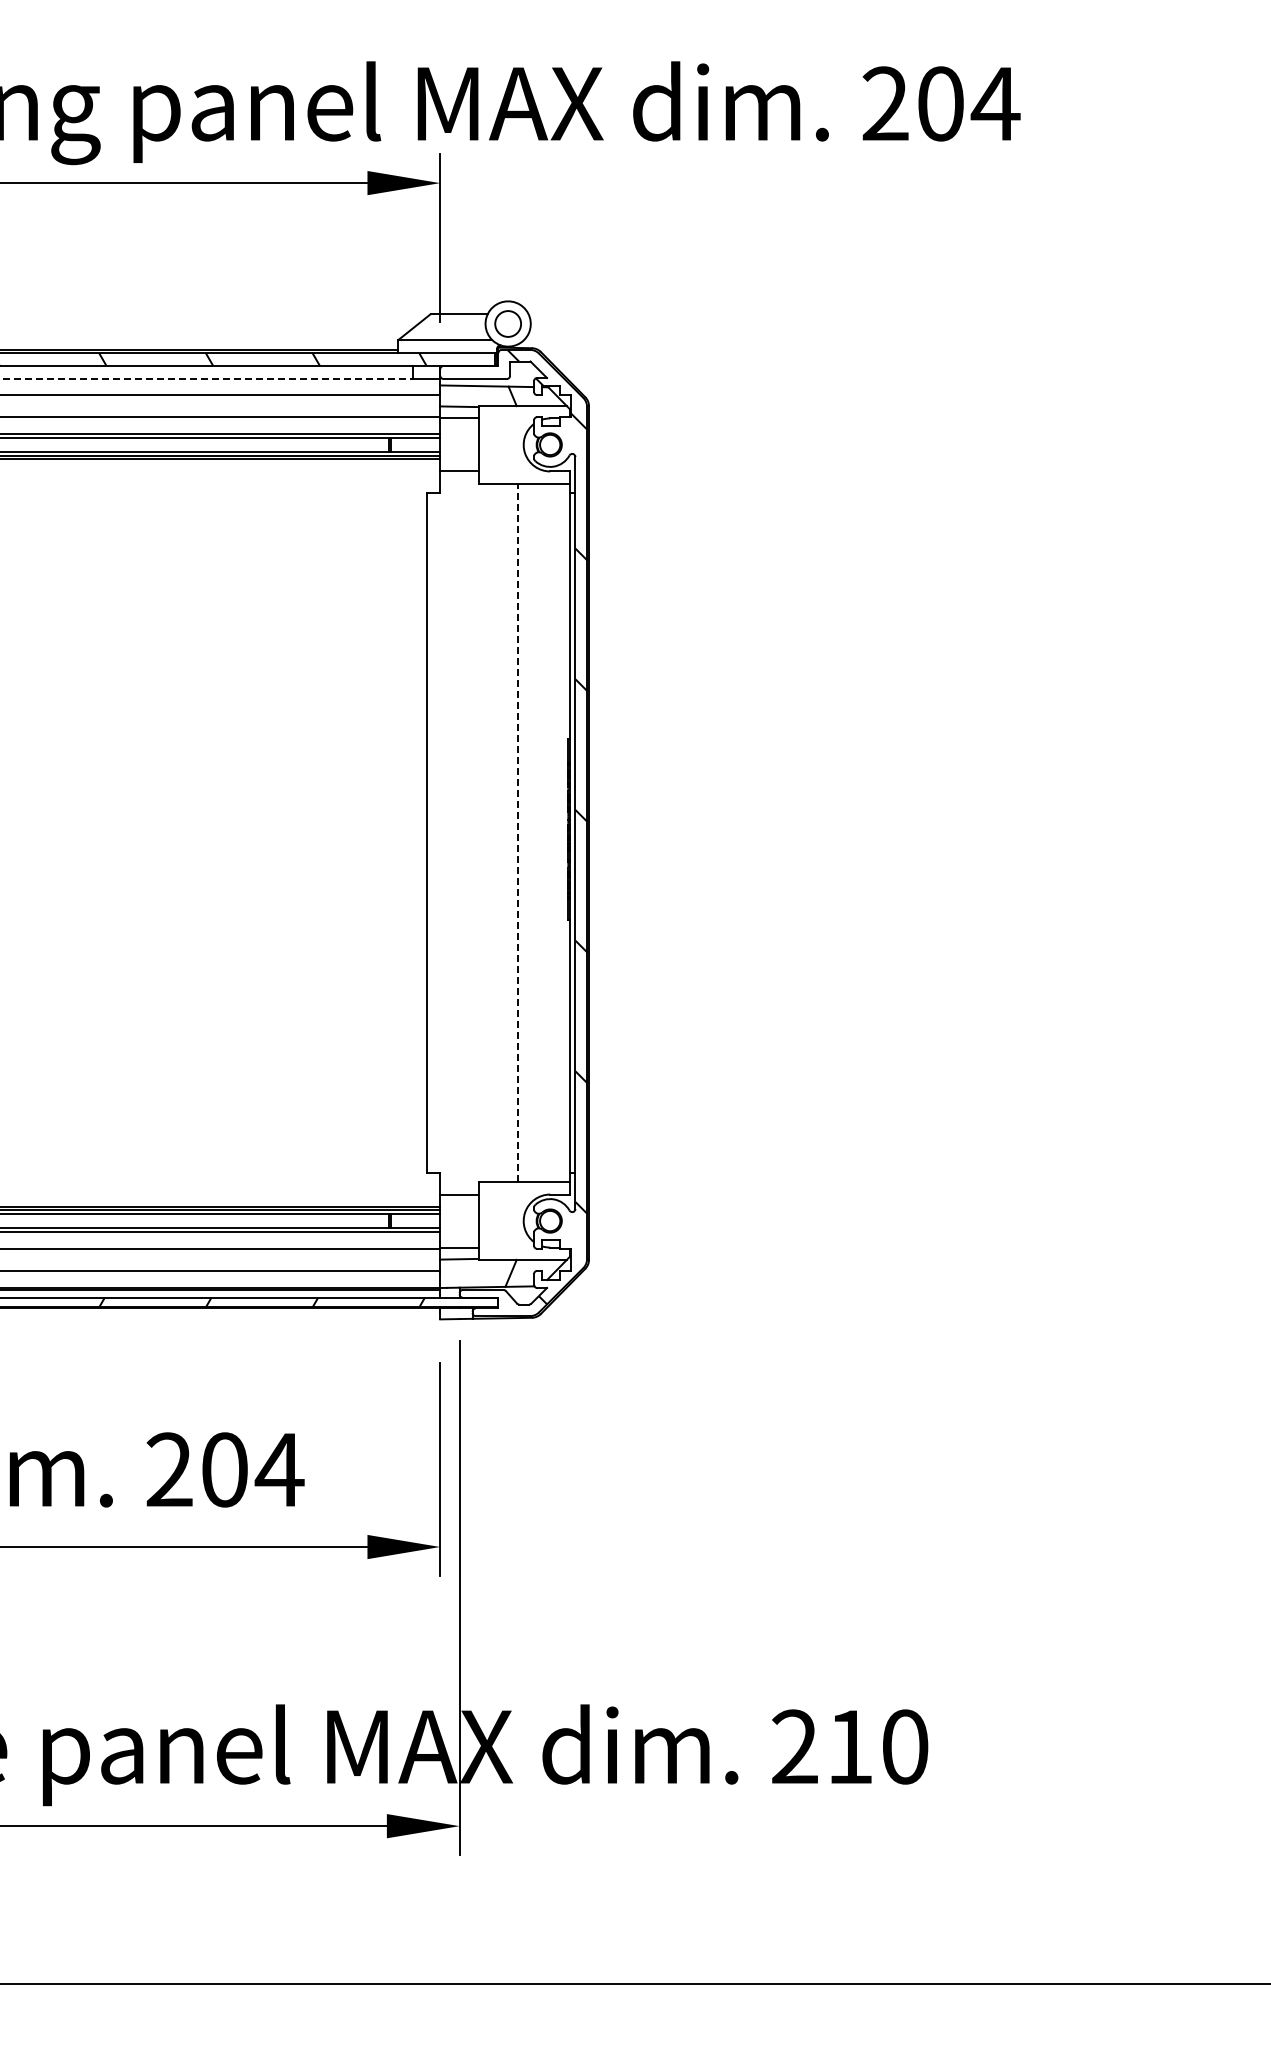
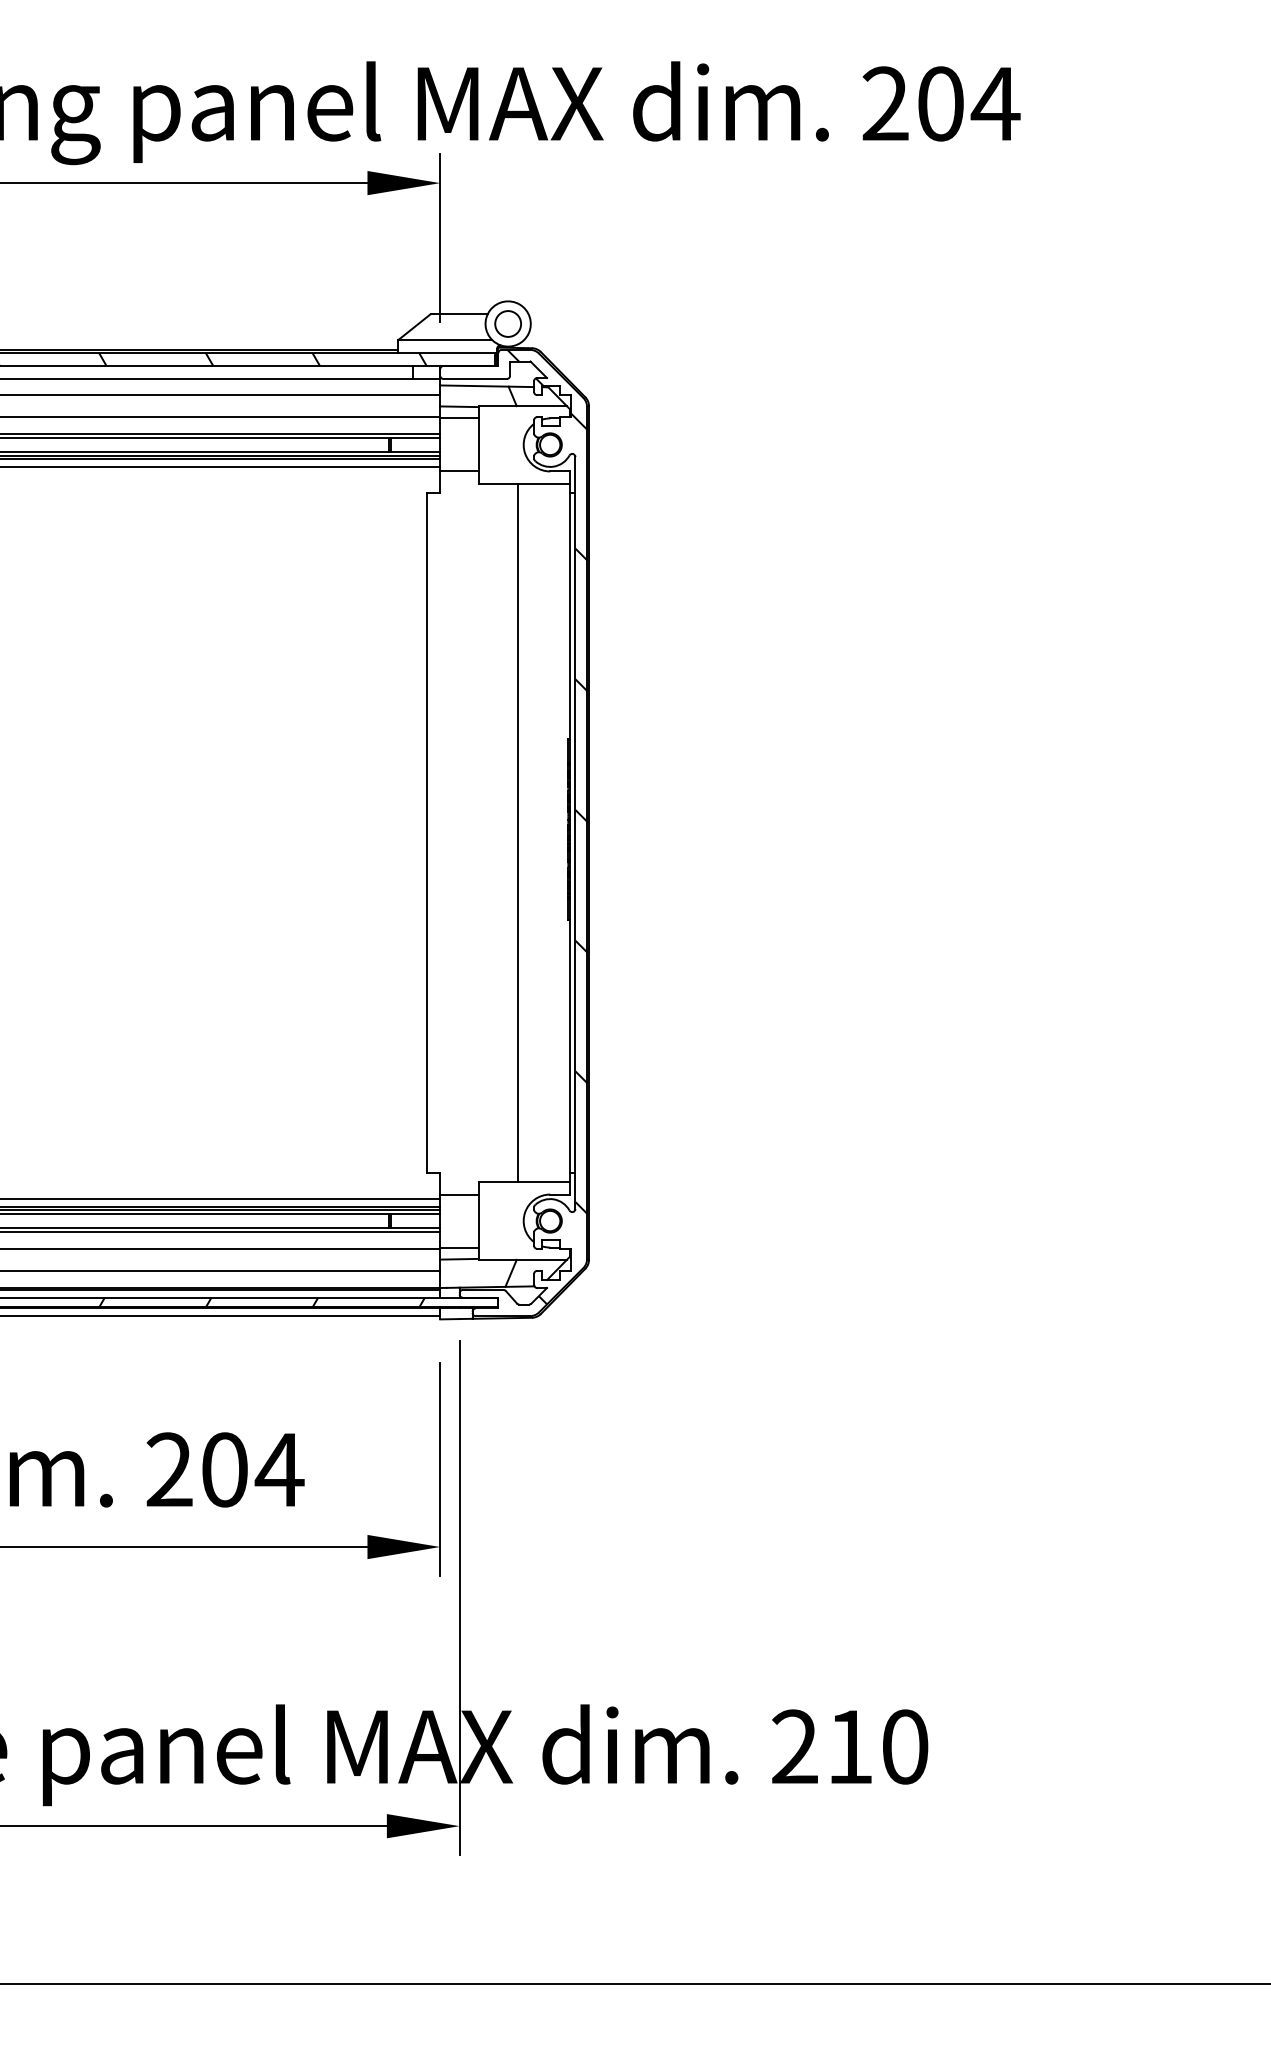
line: dashed -> solid (207, 378)
line: none -> present (221, 466)
line: dashed -> solid (517, 832)
line: none -> present (221, 1199)
line: none -> present (221, 1316)
